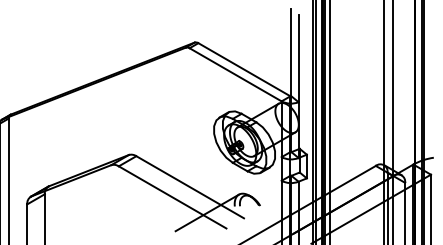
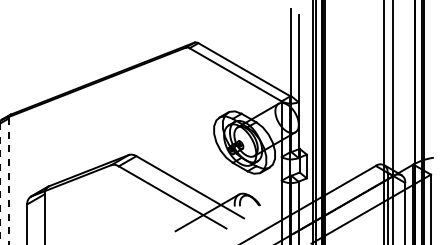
line: present -> none (329, 121)
line: solid -> dashed (8, 181)
line: solid -> dashed (0, 183)
